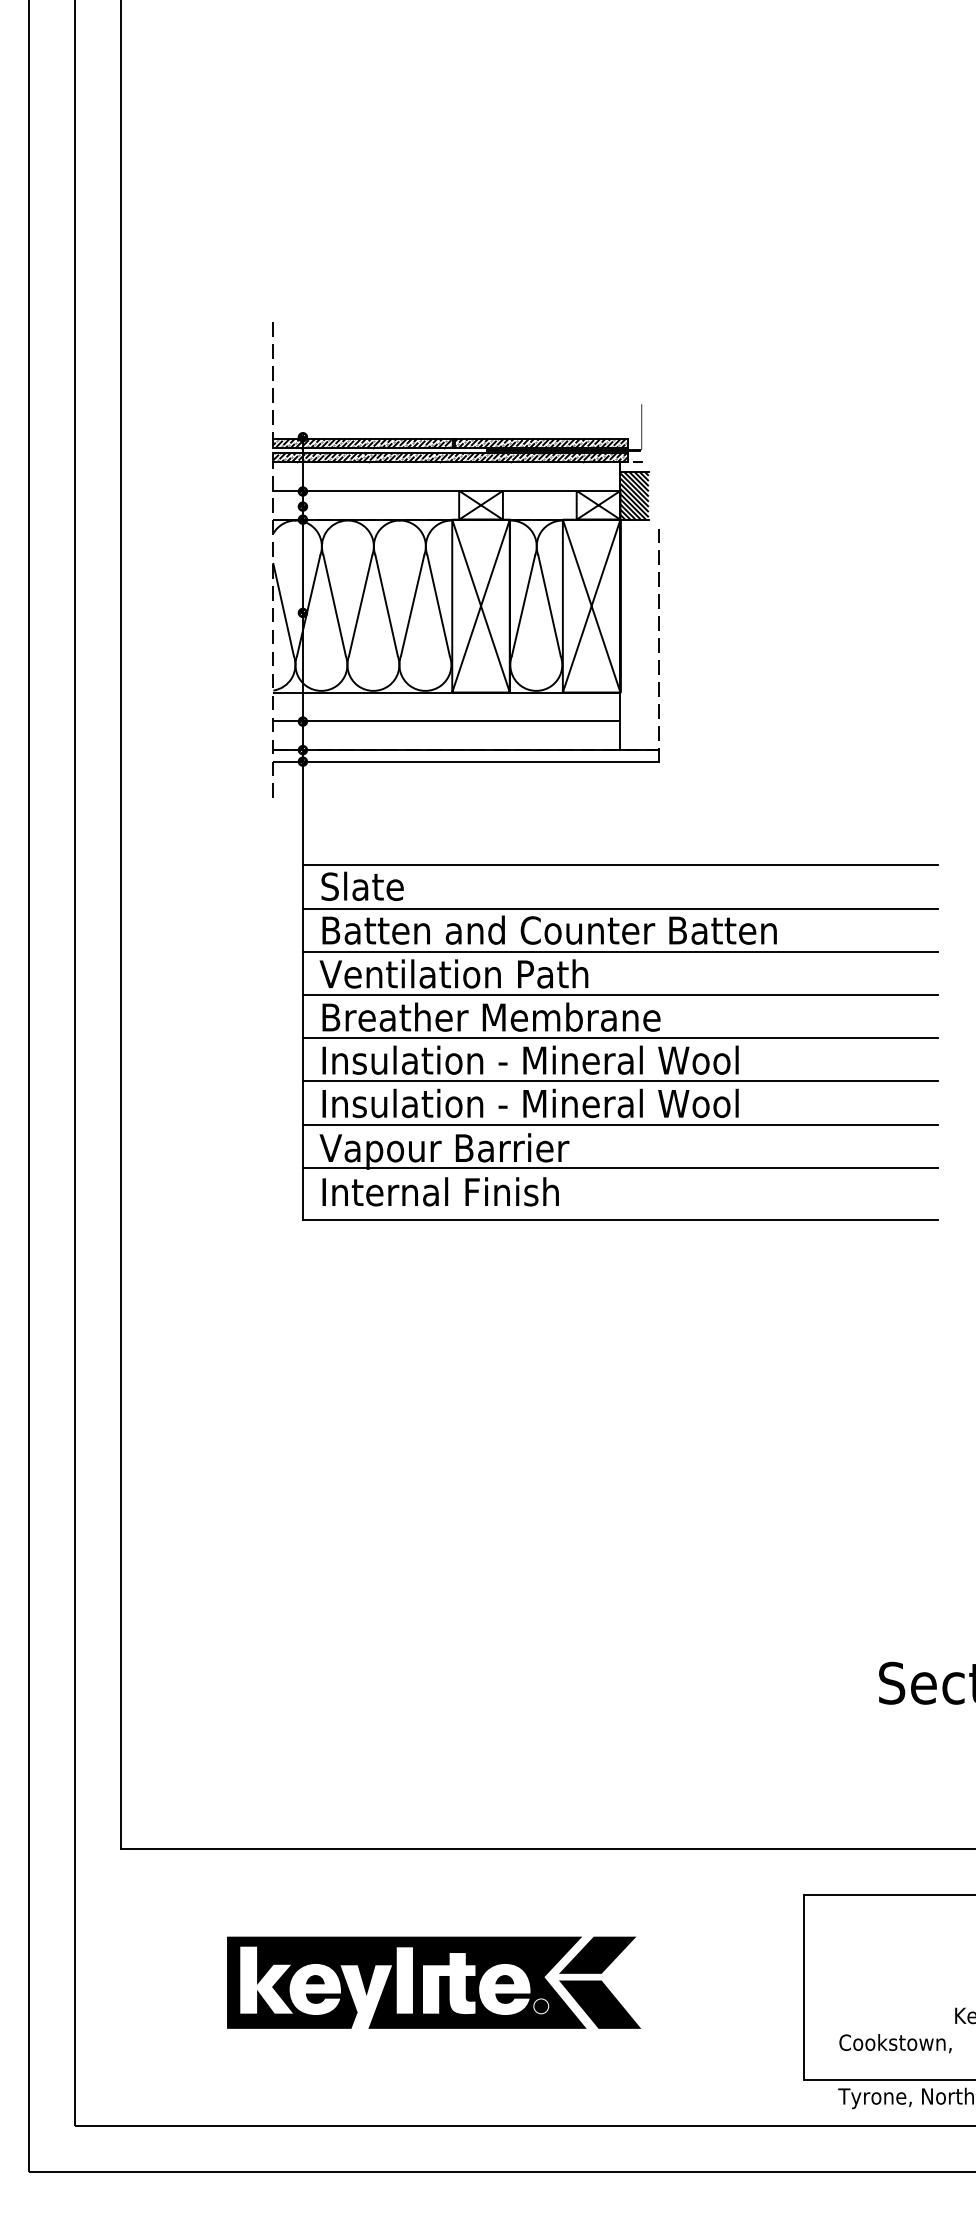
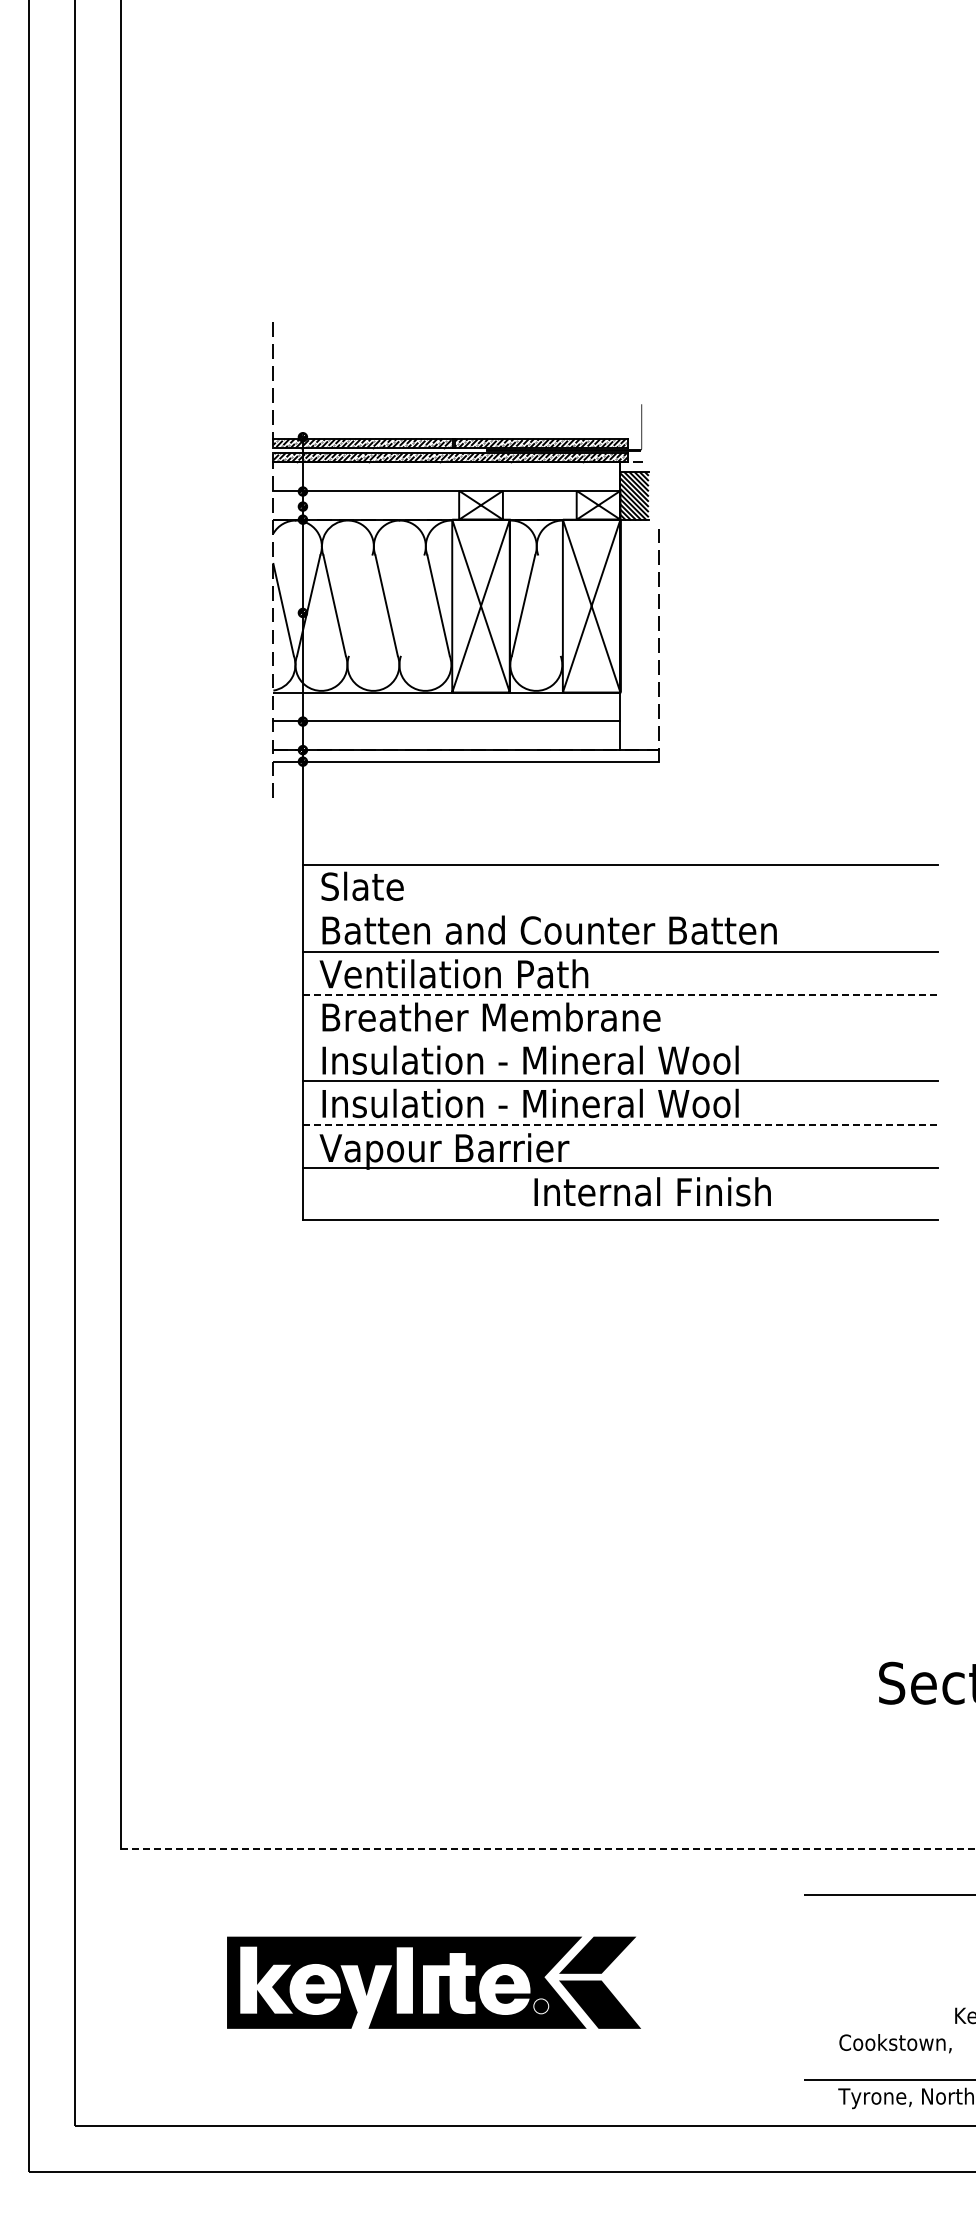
line: present -> none (360, 605)
line: present -> none (412, 605)
line: present -> none (549, 605)
line: present -> none (619, 908)
line: solid -> dashed (620, 995)
line: present -> none (619, 1038)
line: solid -> dashed (620, 1124)
text position: (440, 1191) -> (652, 1191) (652, 1191)
line: solid -> dashed (548, 1849)
line: present -> none (804, 1987)
